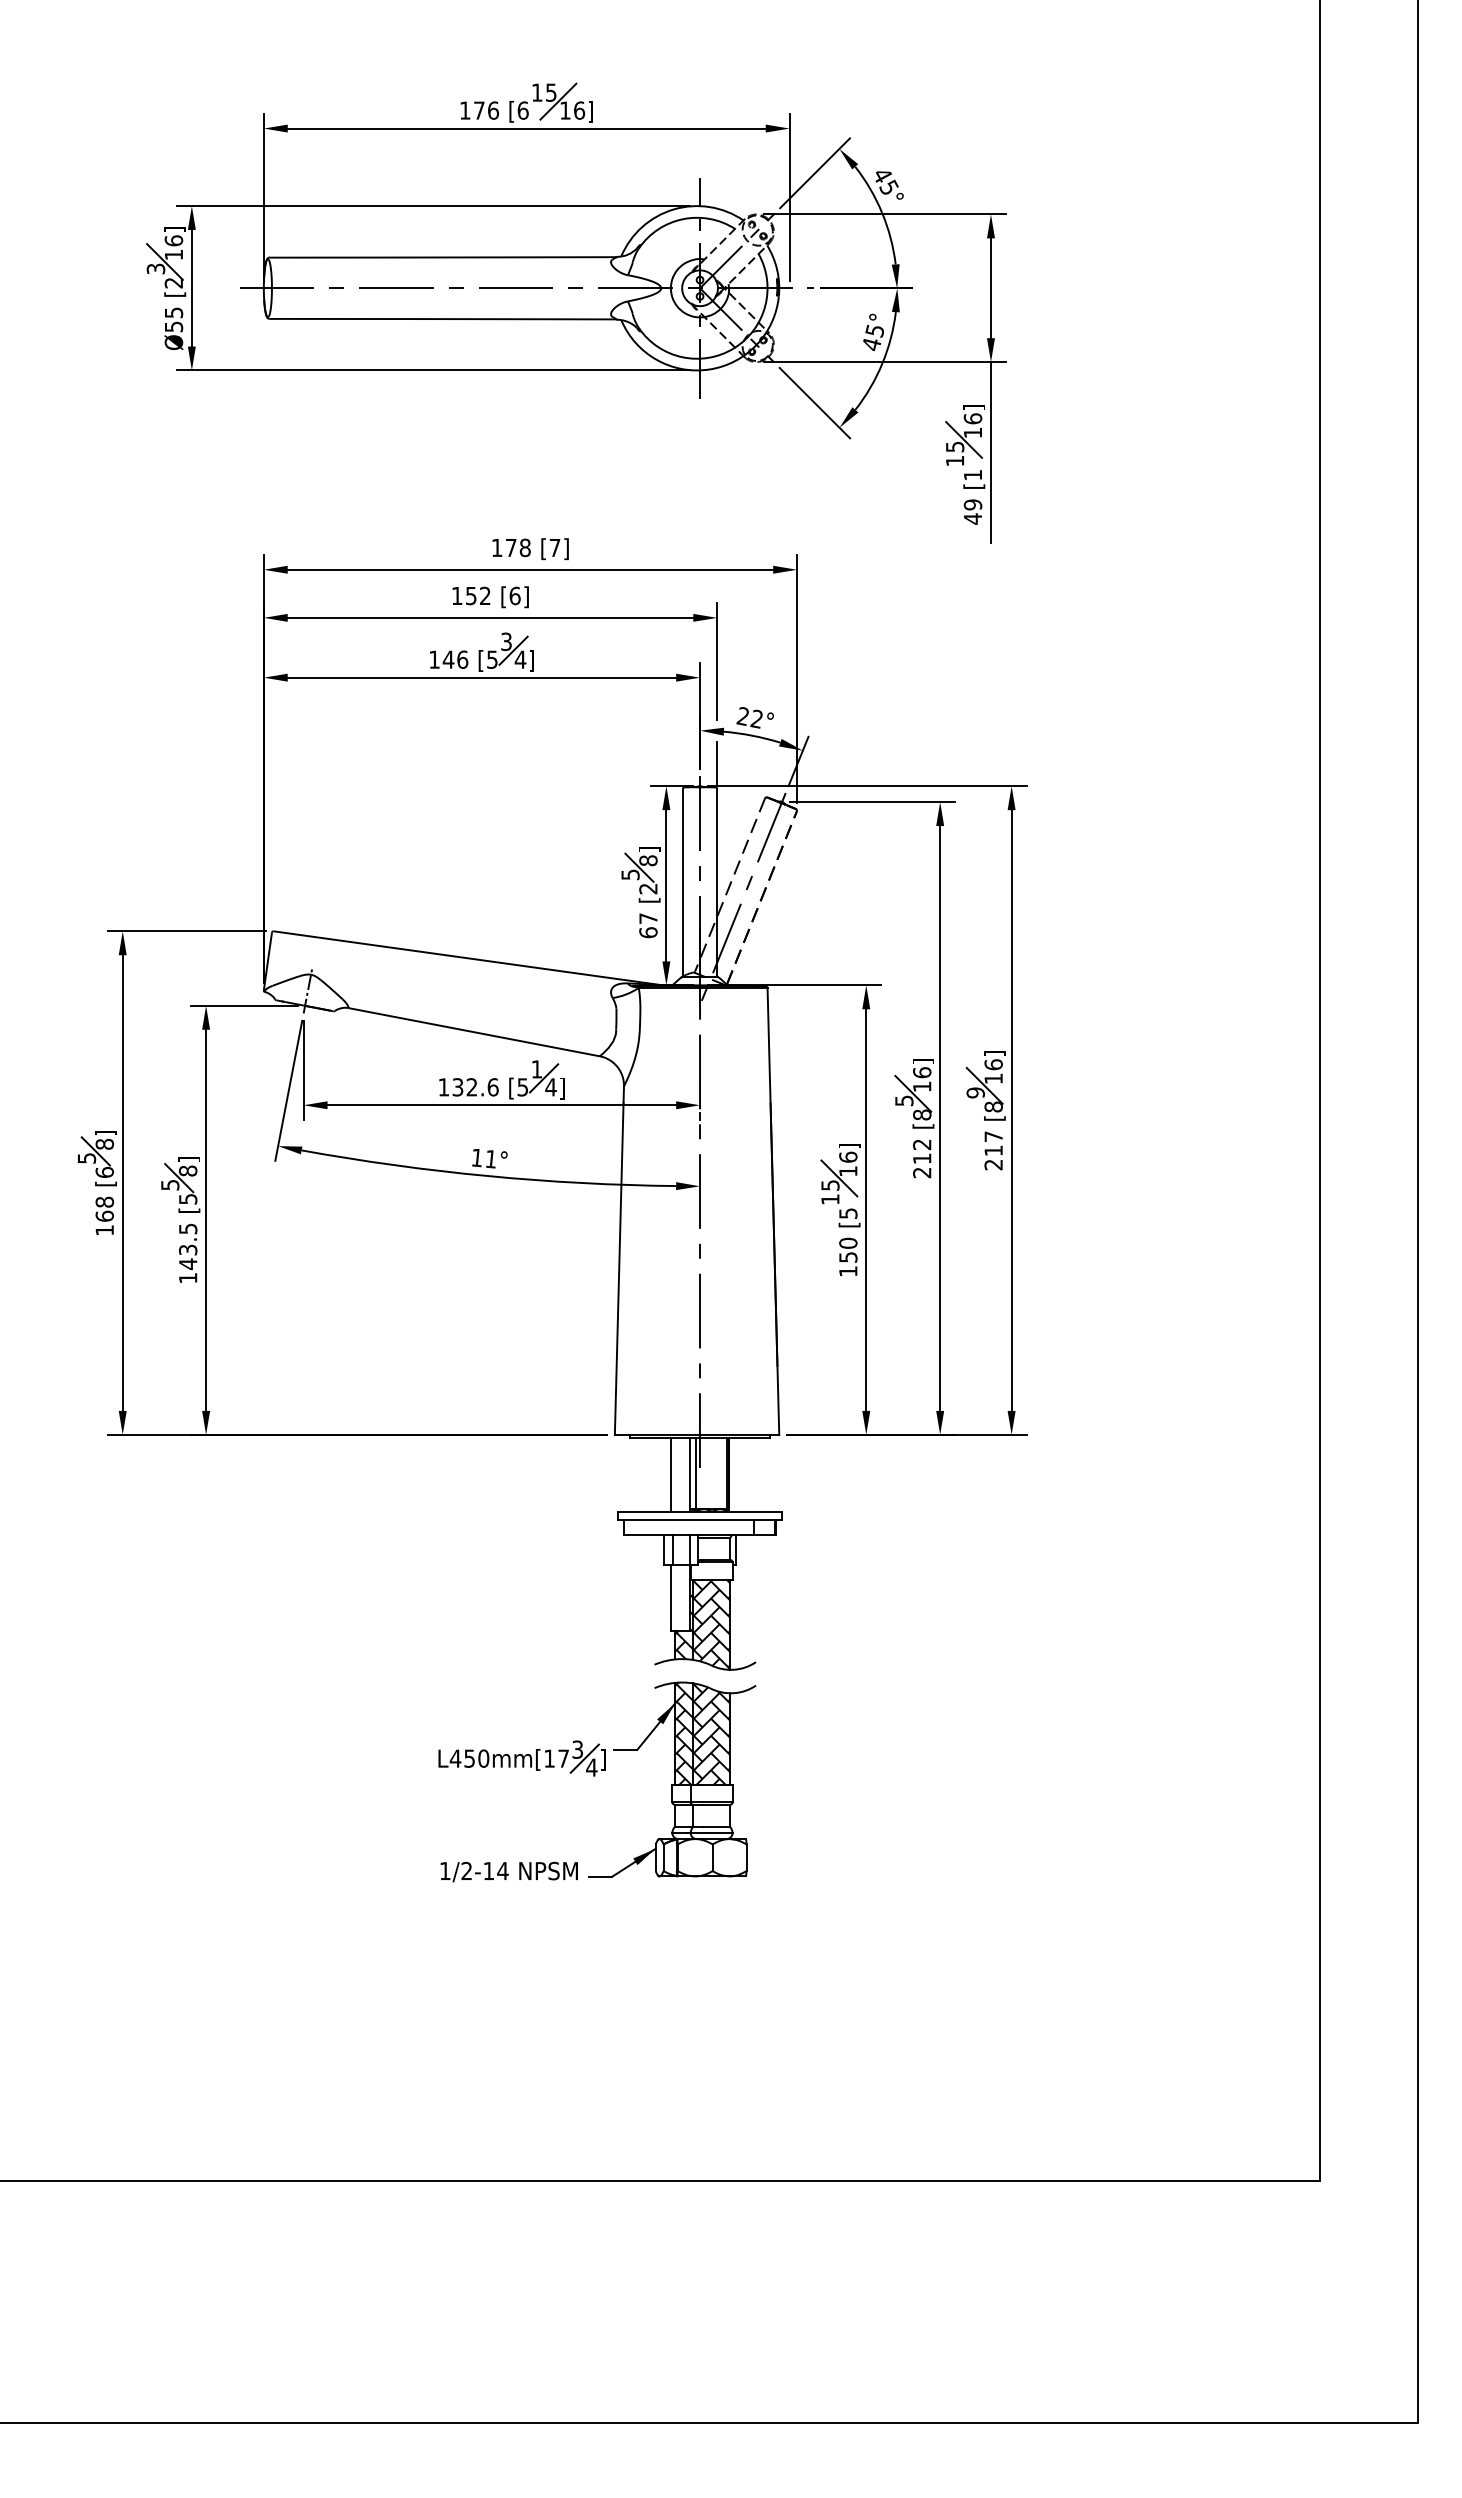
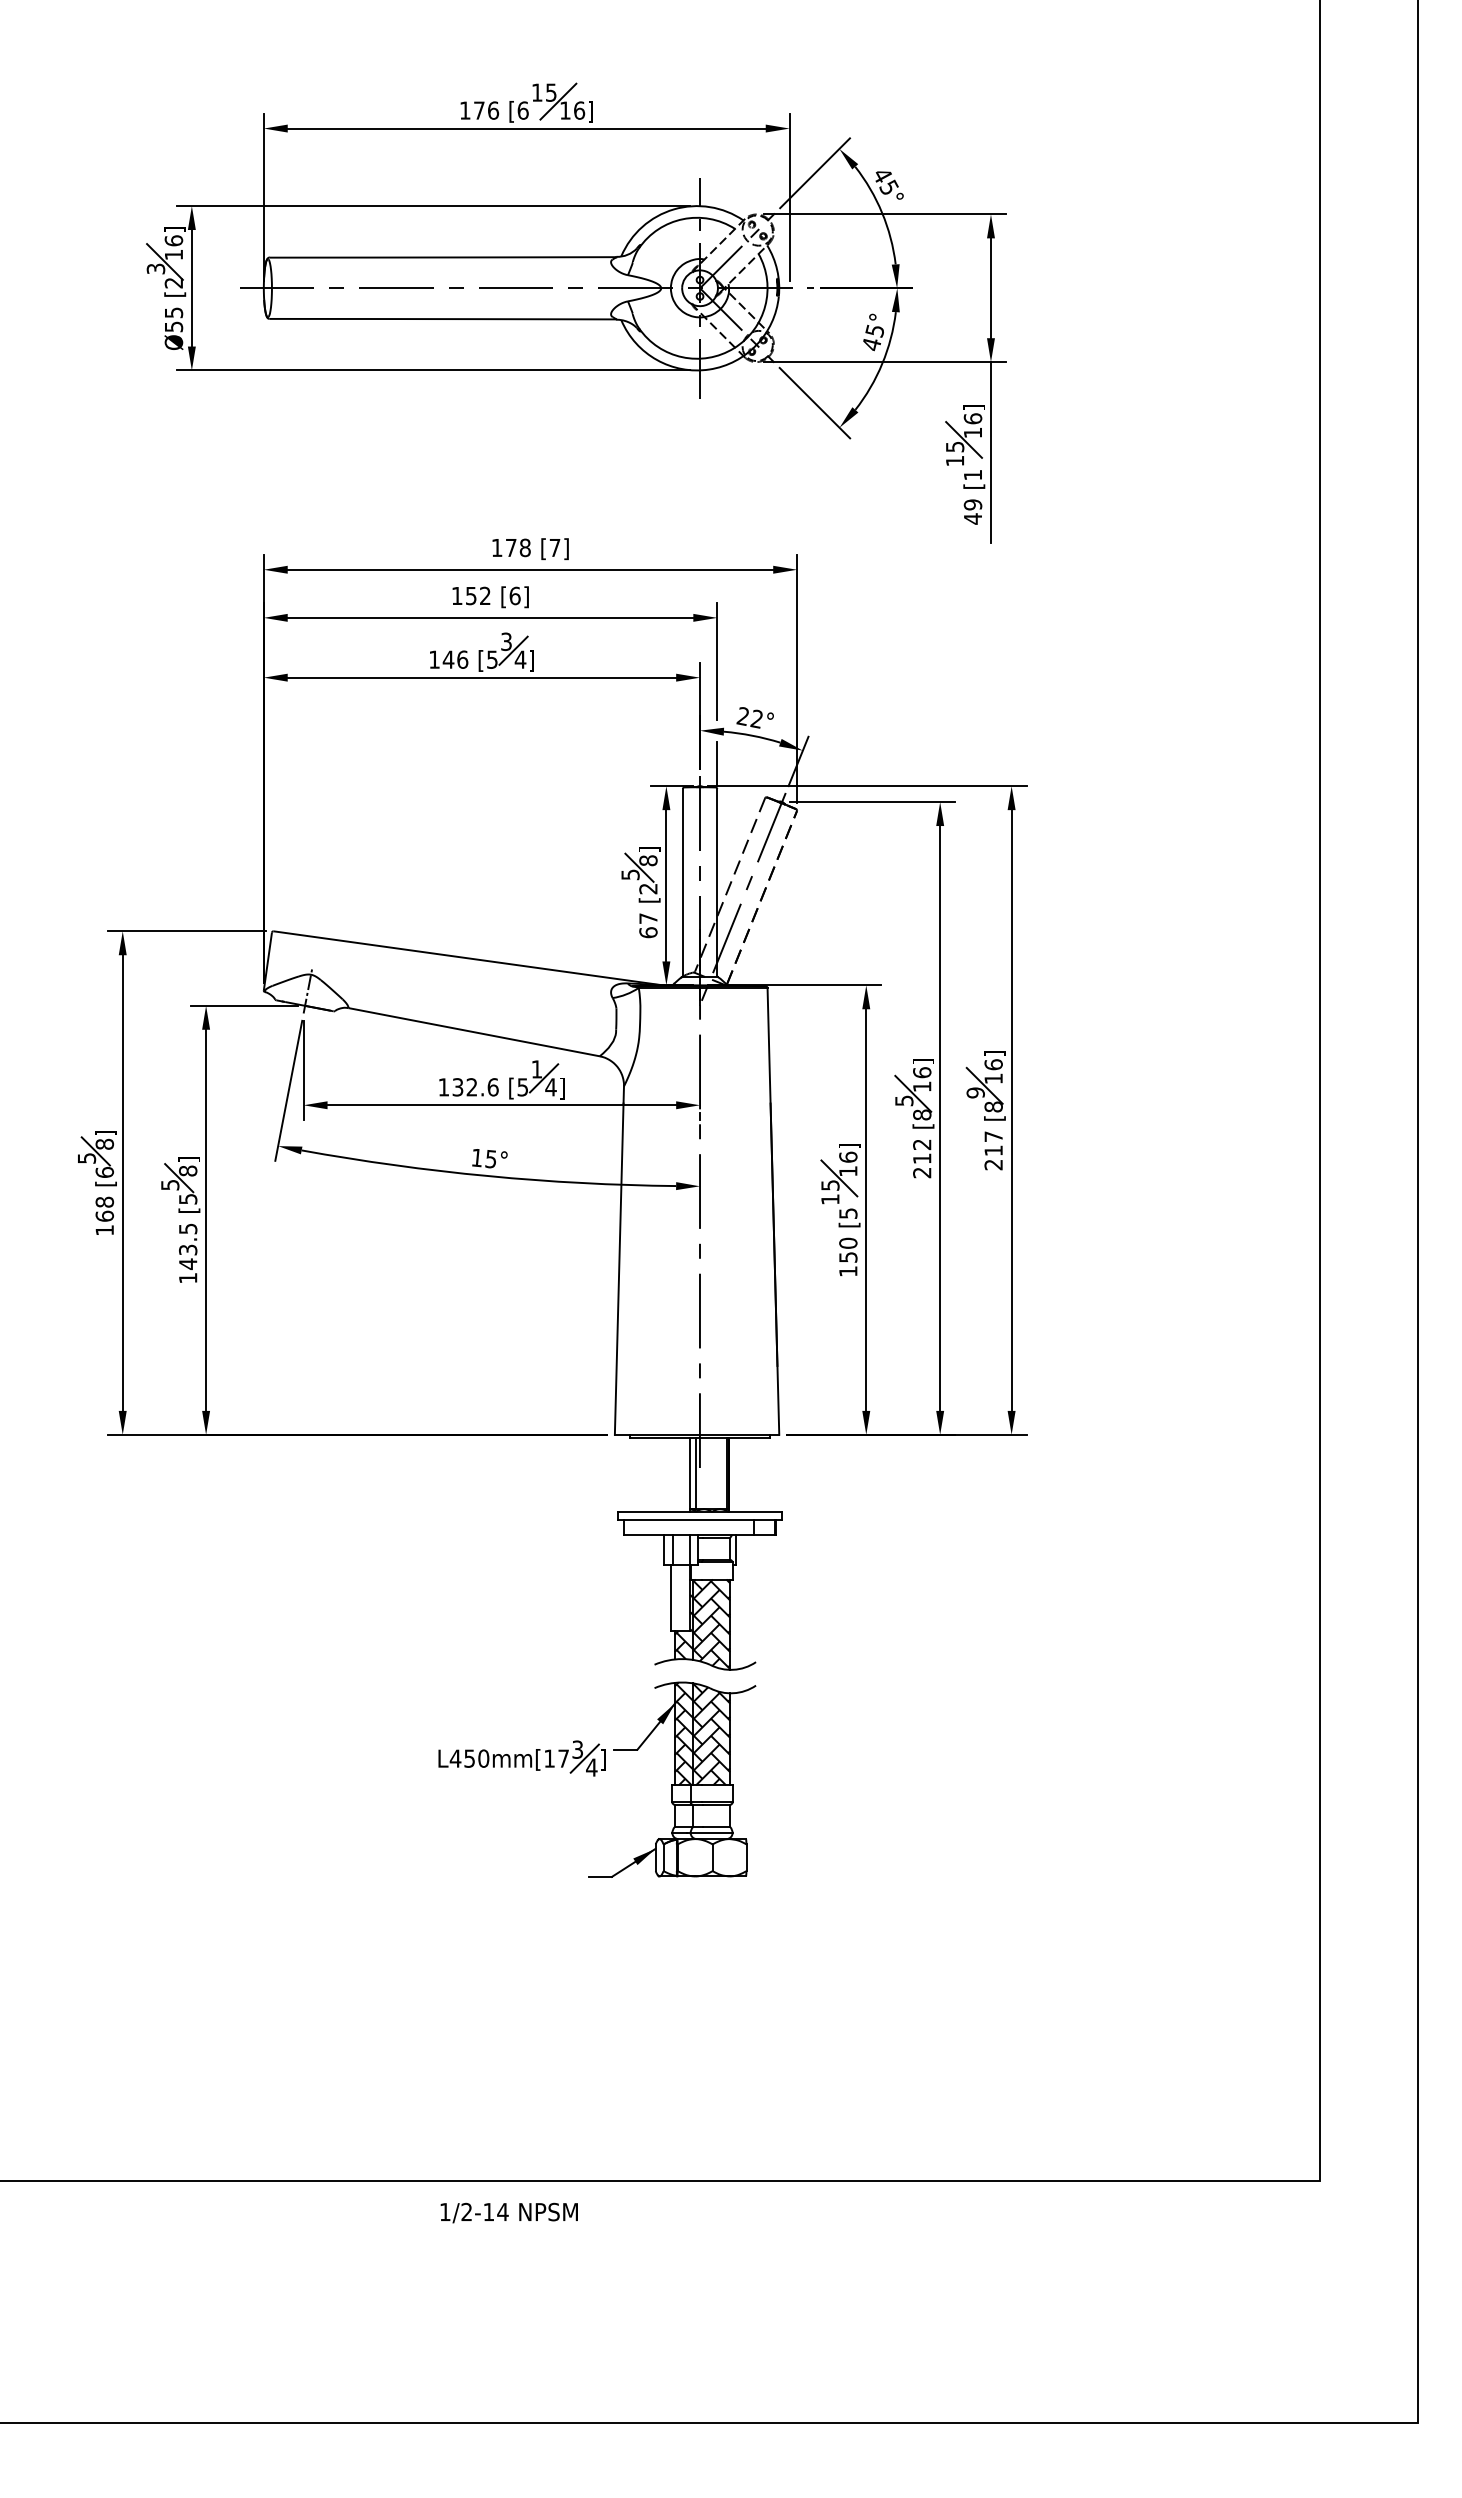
text: 11° -> 15° (490, 1159)
line: present -> none (671, 1474)
text position: (508, 1871) -> (508, 2212) (508, 2212)
